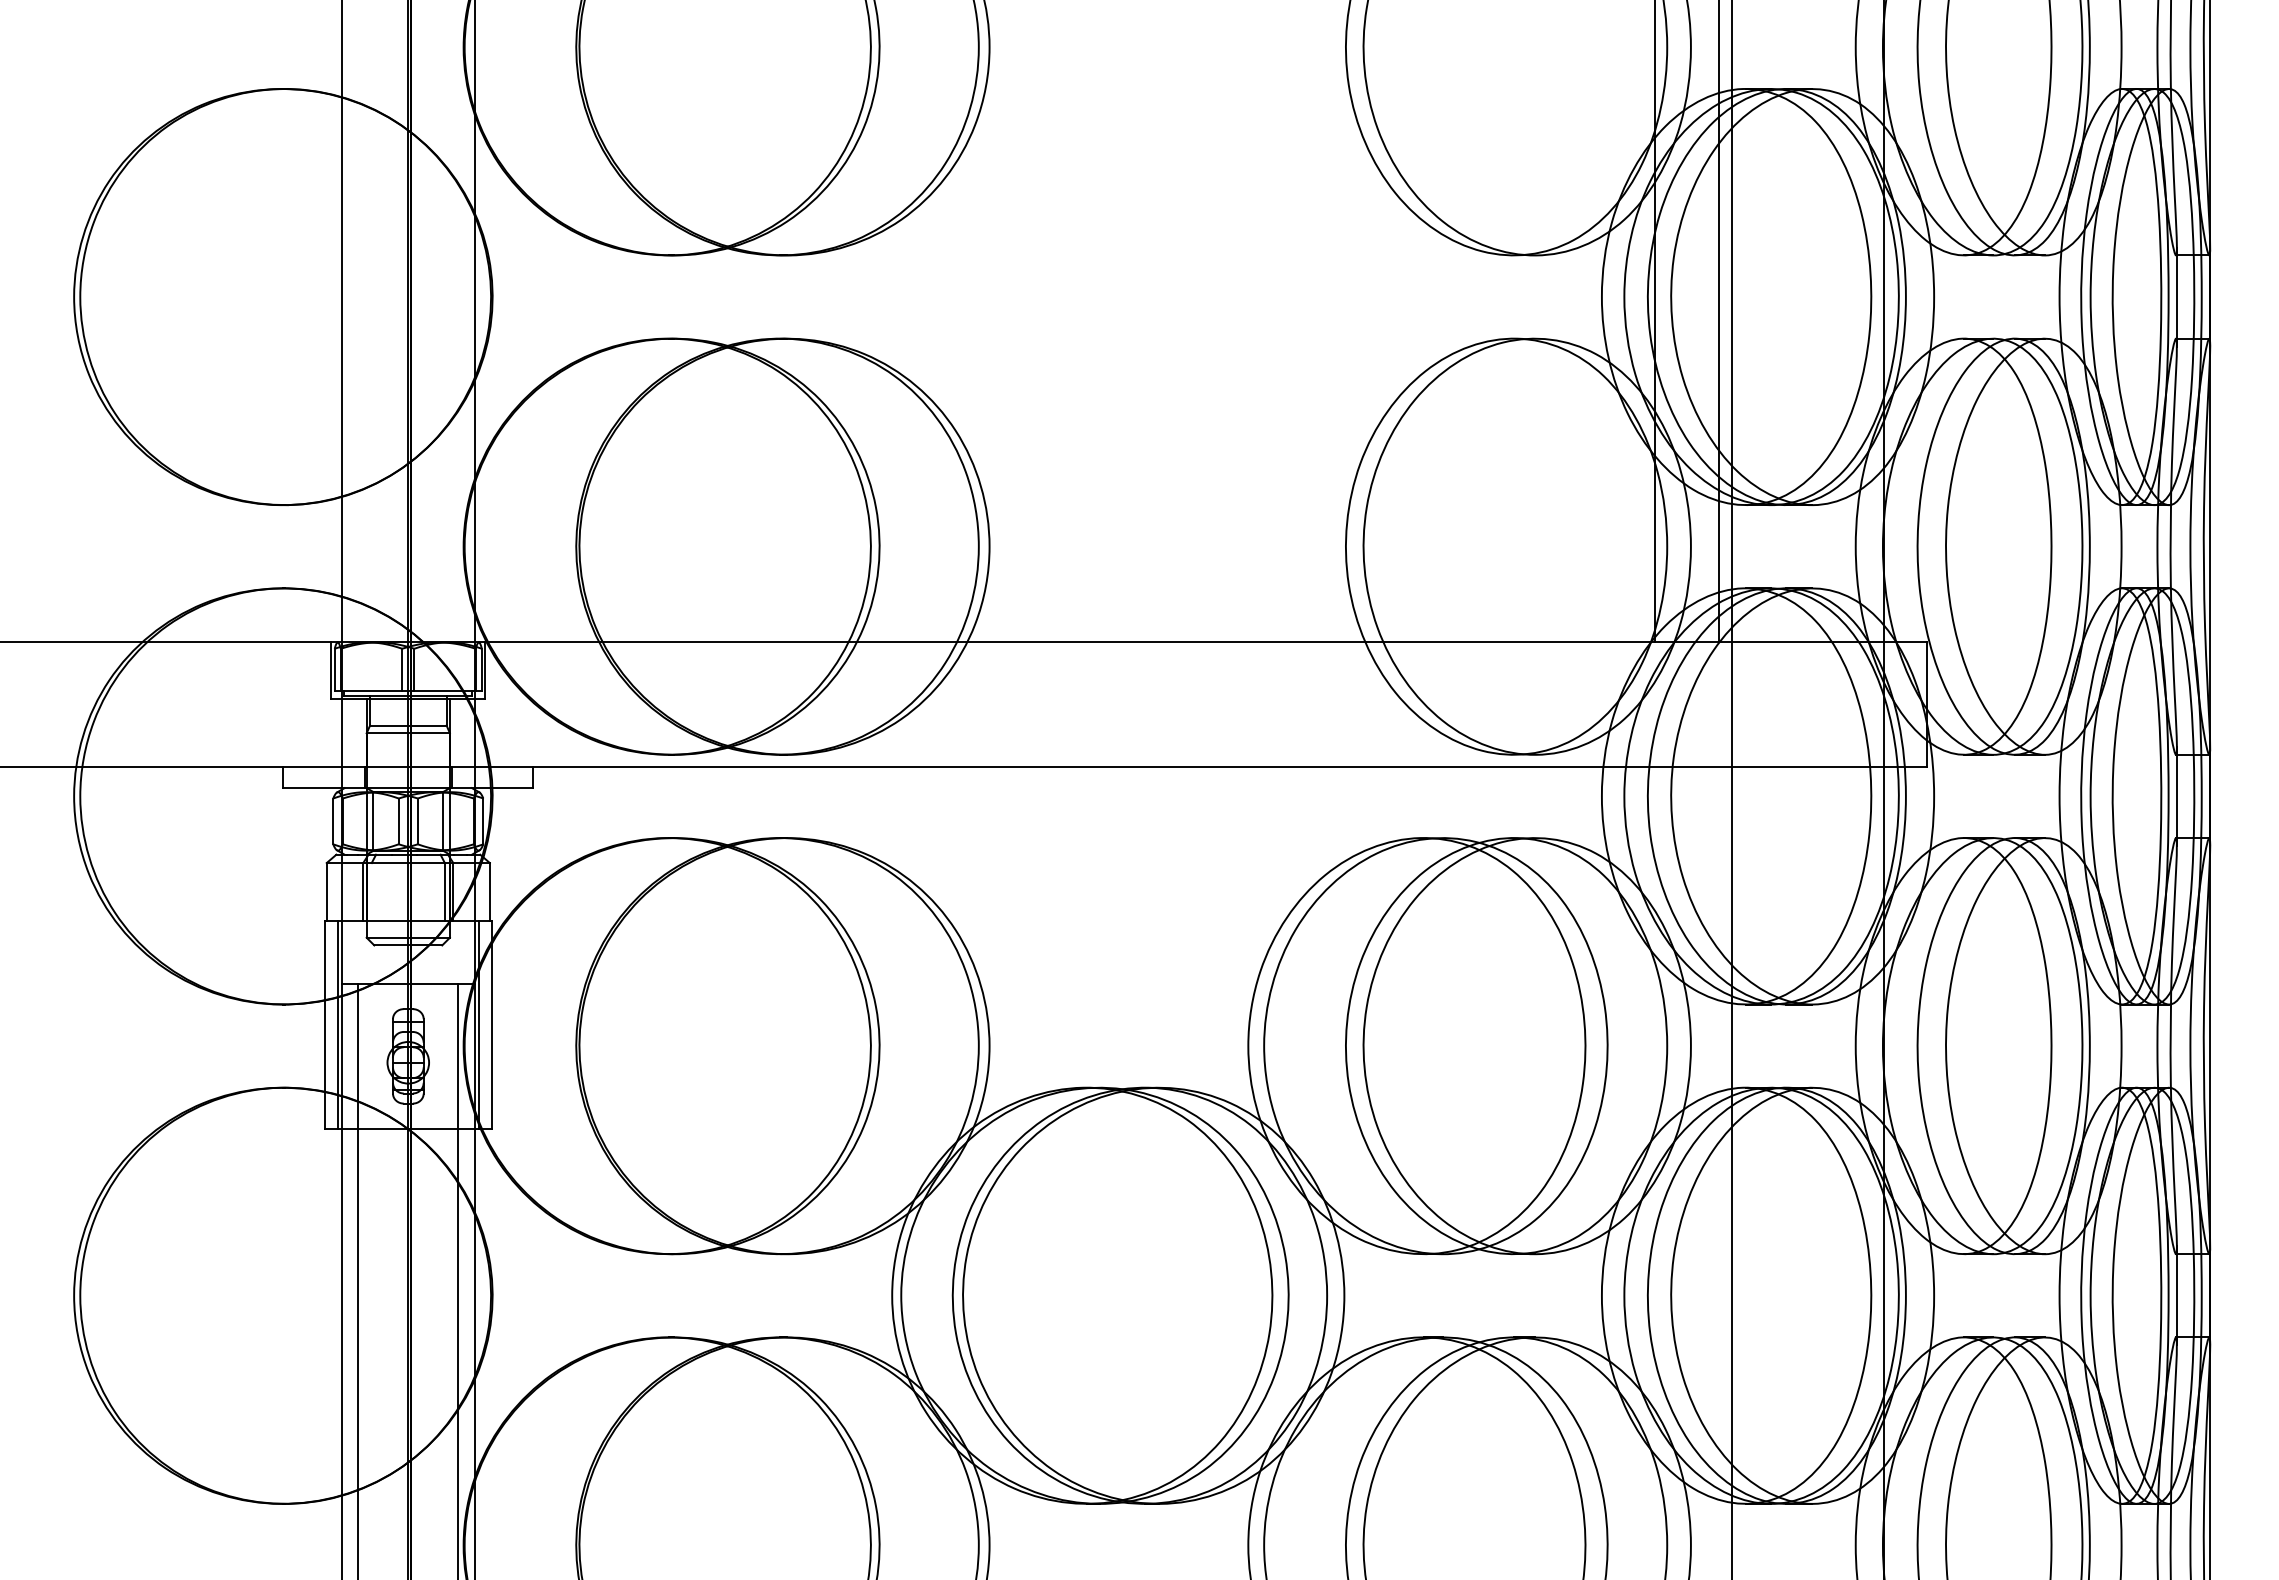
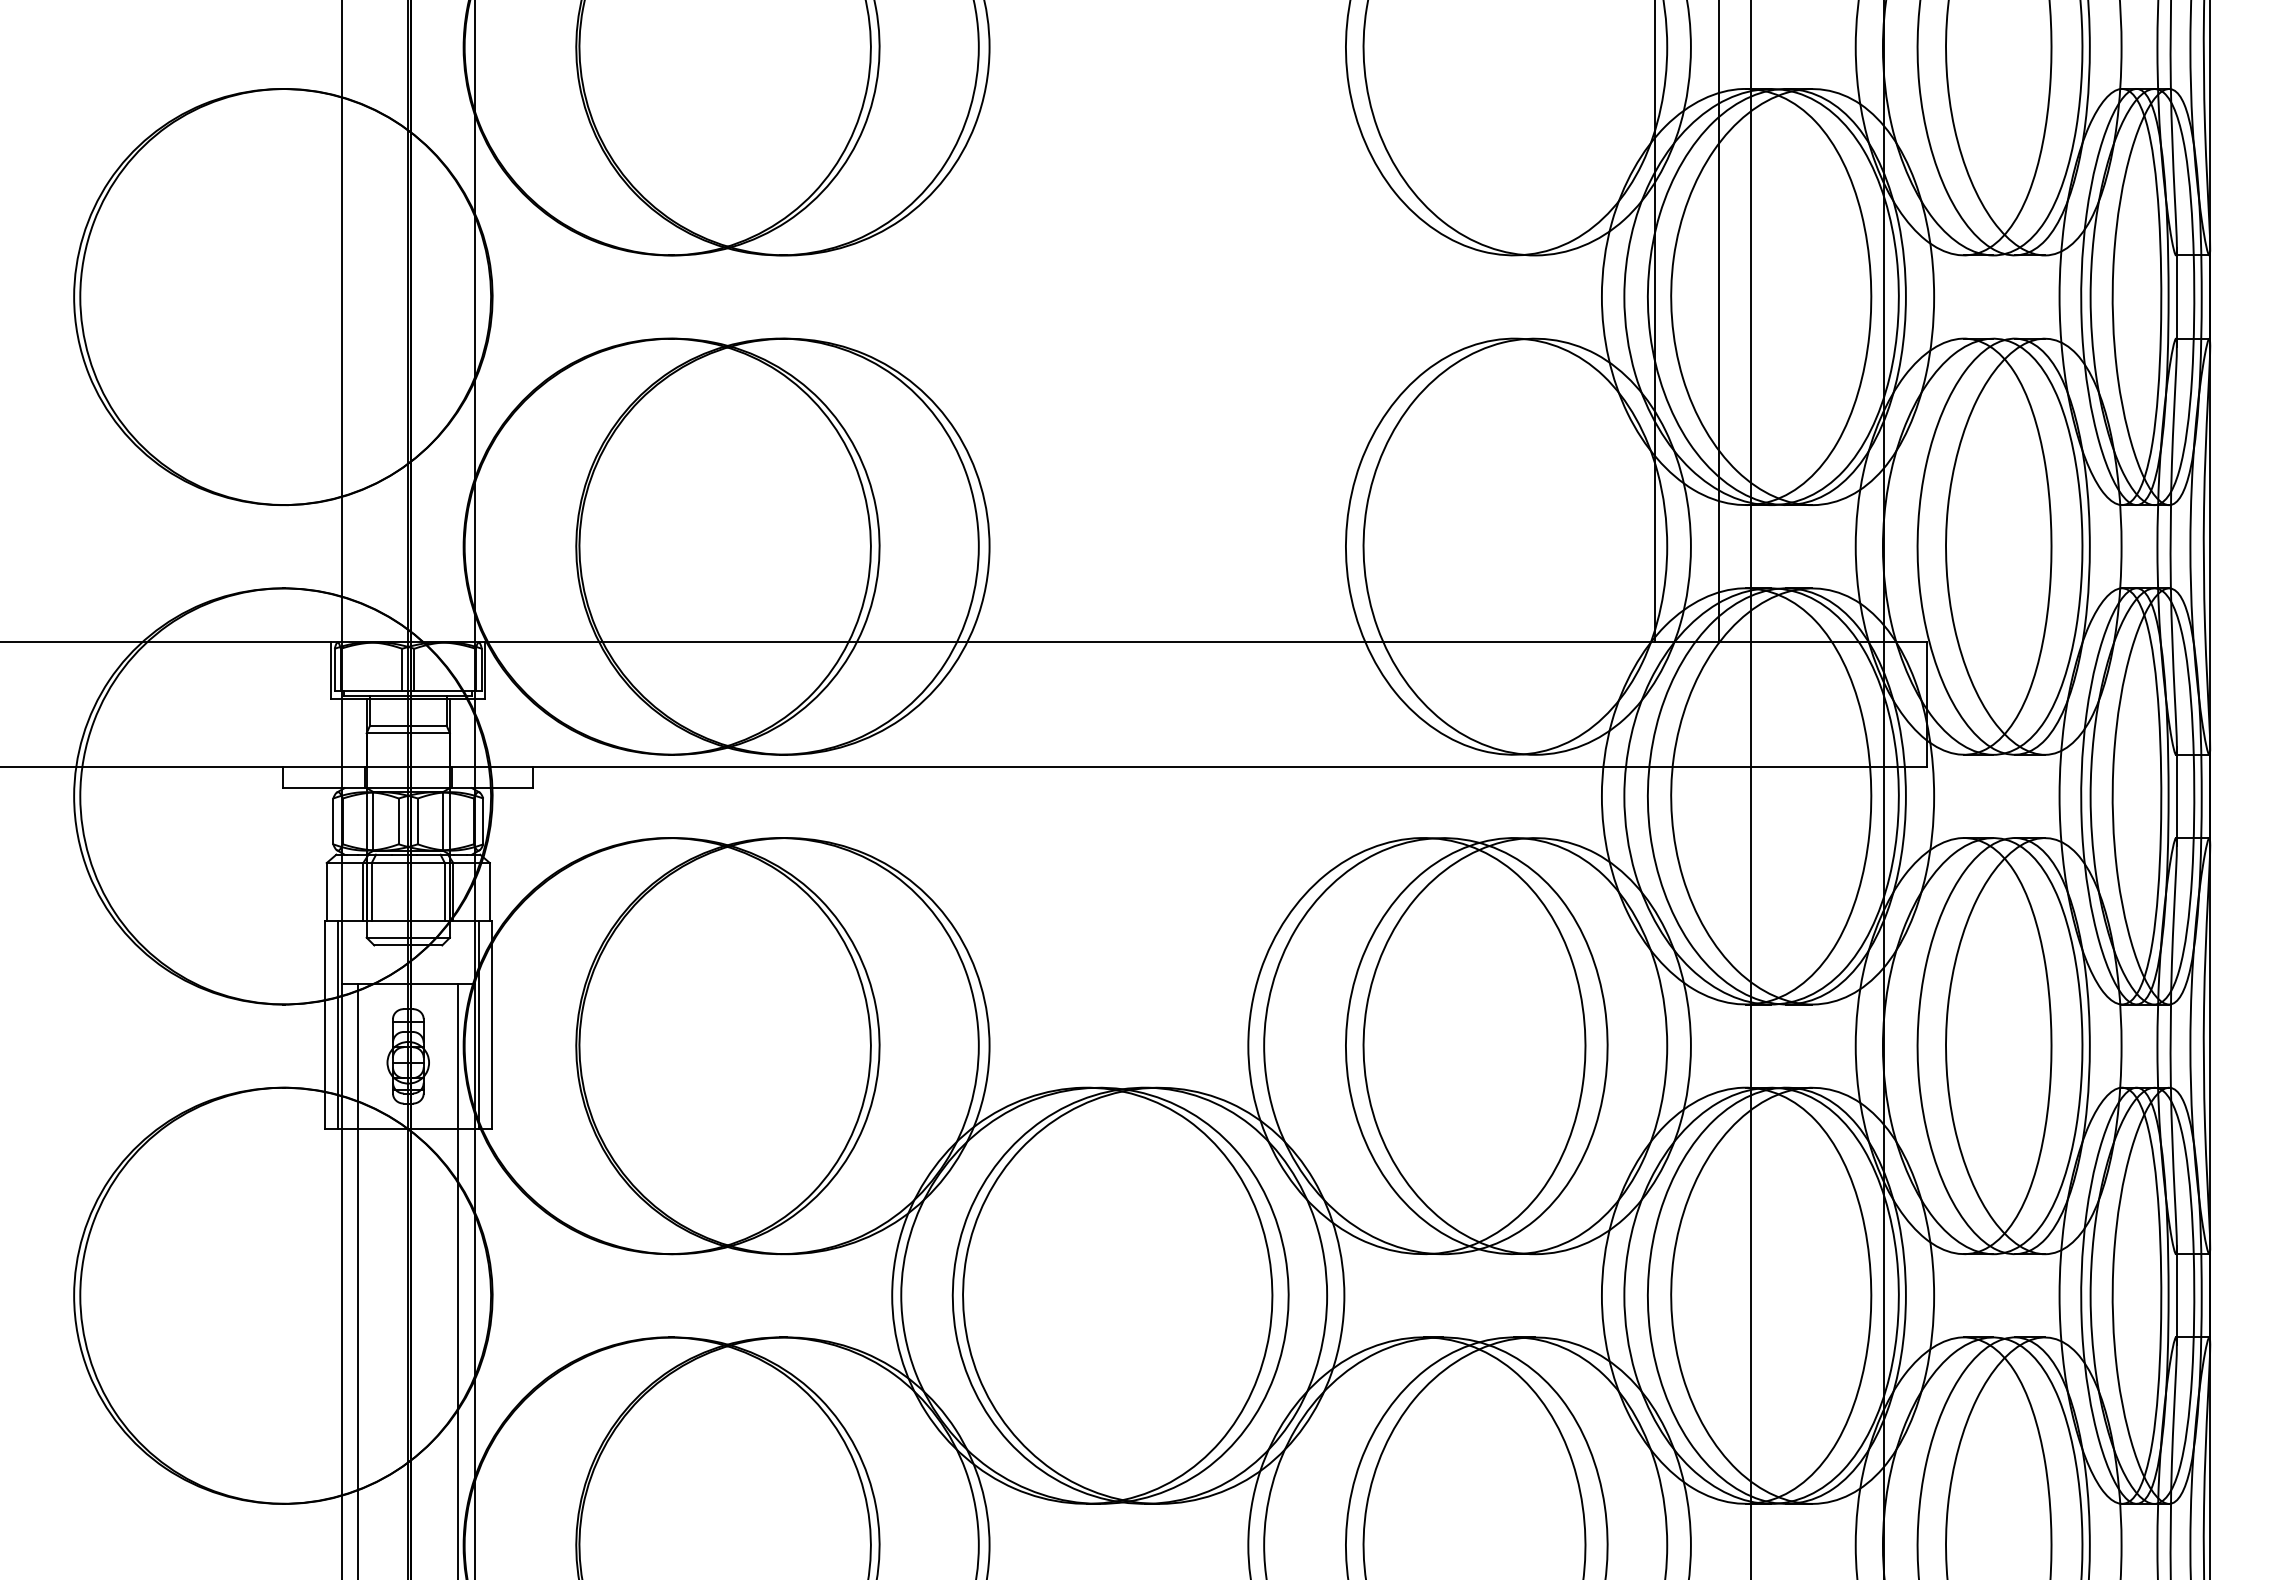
line position: (1731, 789) -> (1750, 789) (1750, 789)
line: none -> present (371, 892)
